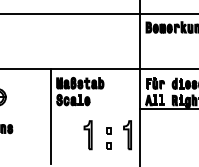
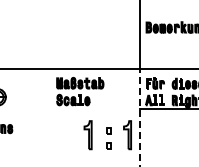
line: present -> none (98, 13)
line: present -> none (51, 116)
line: solid -> dashed (140, 117)
